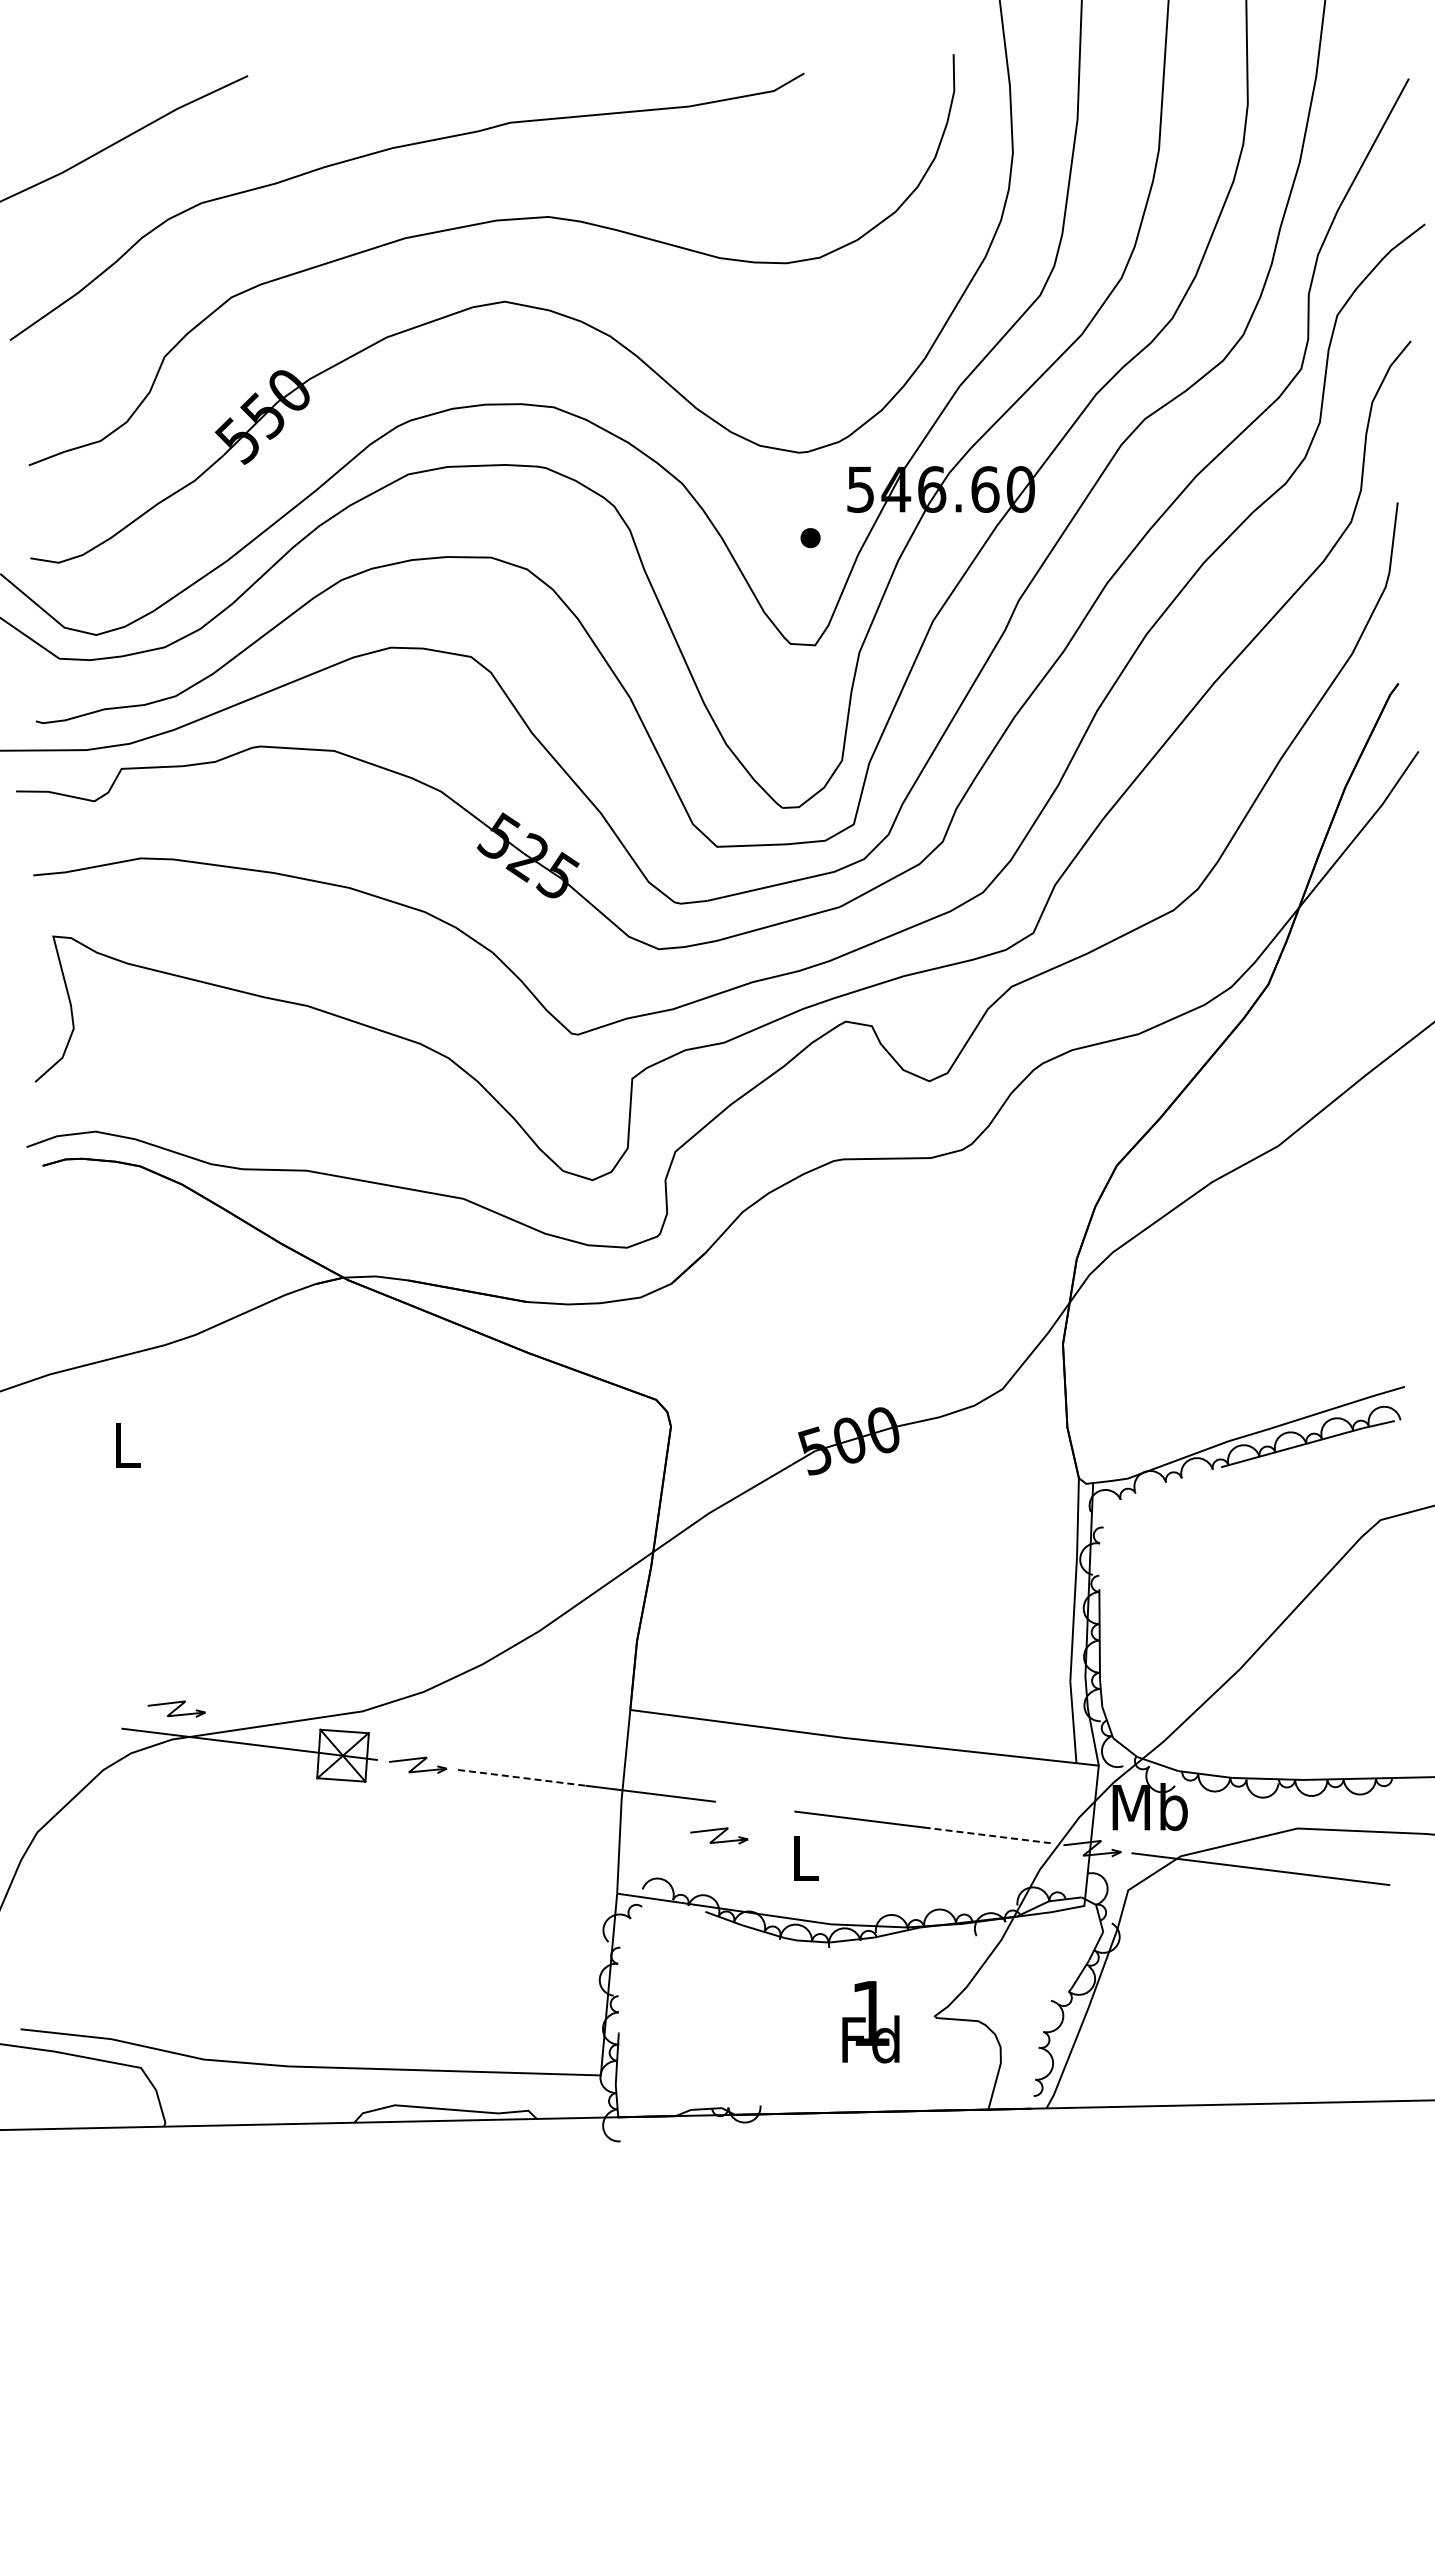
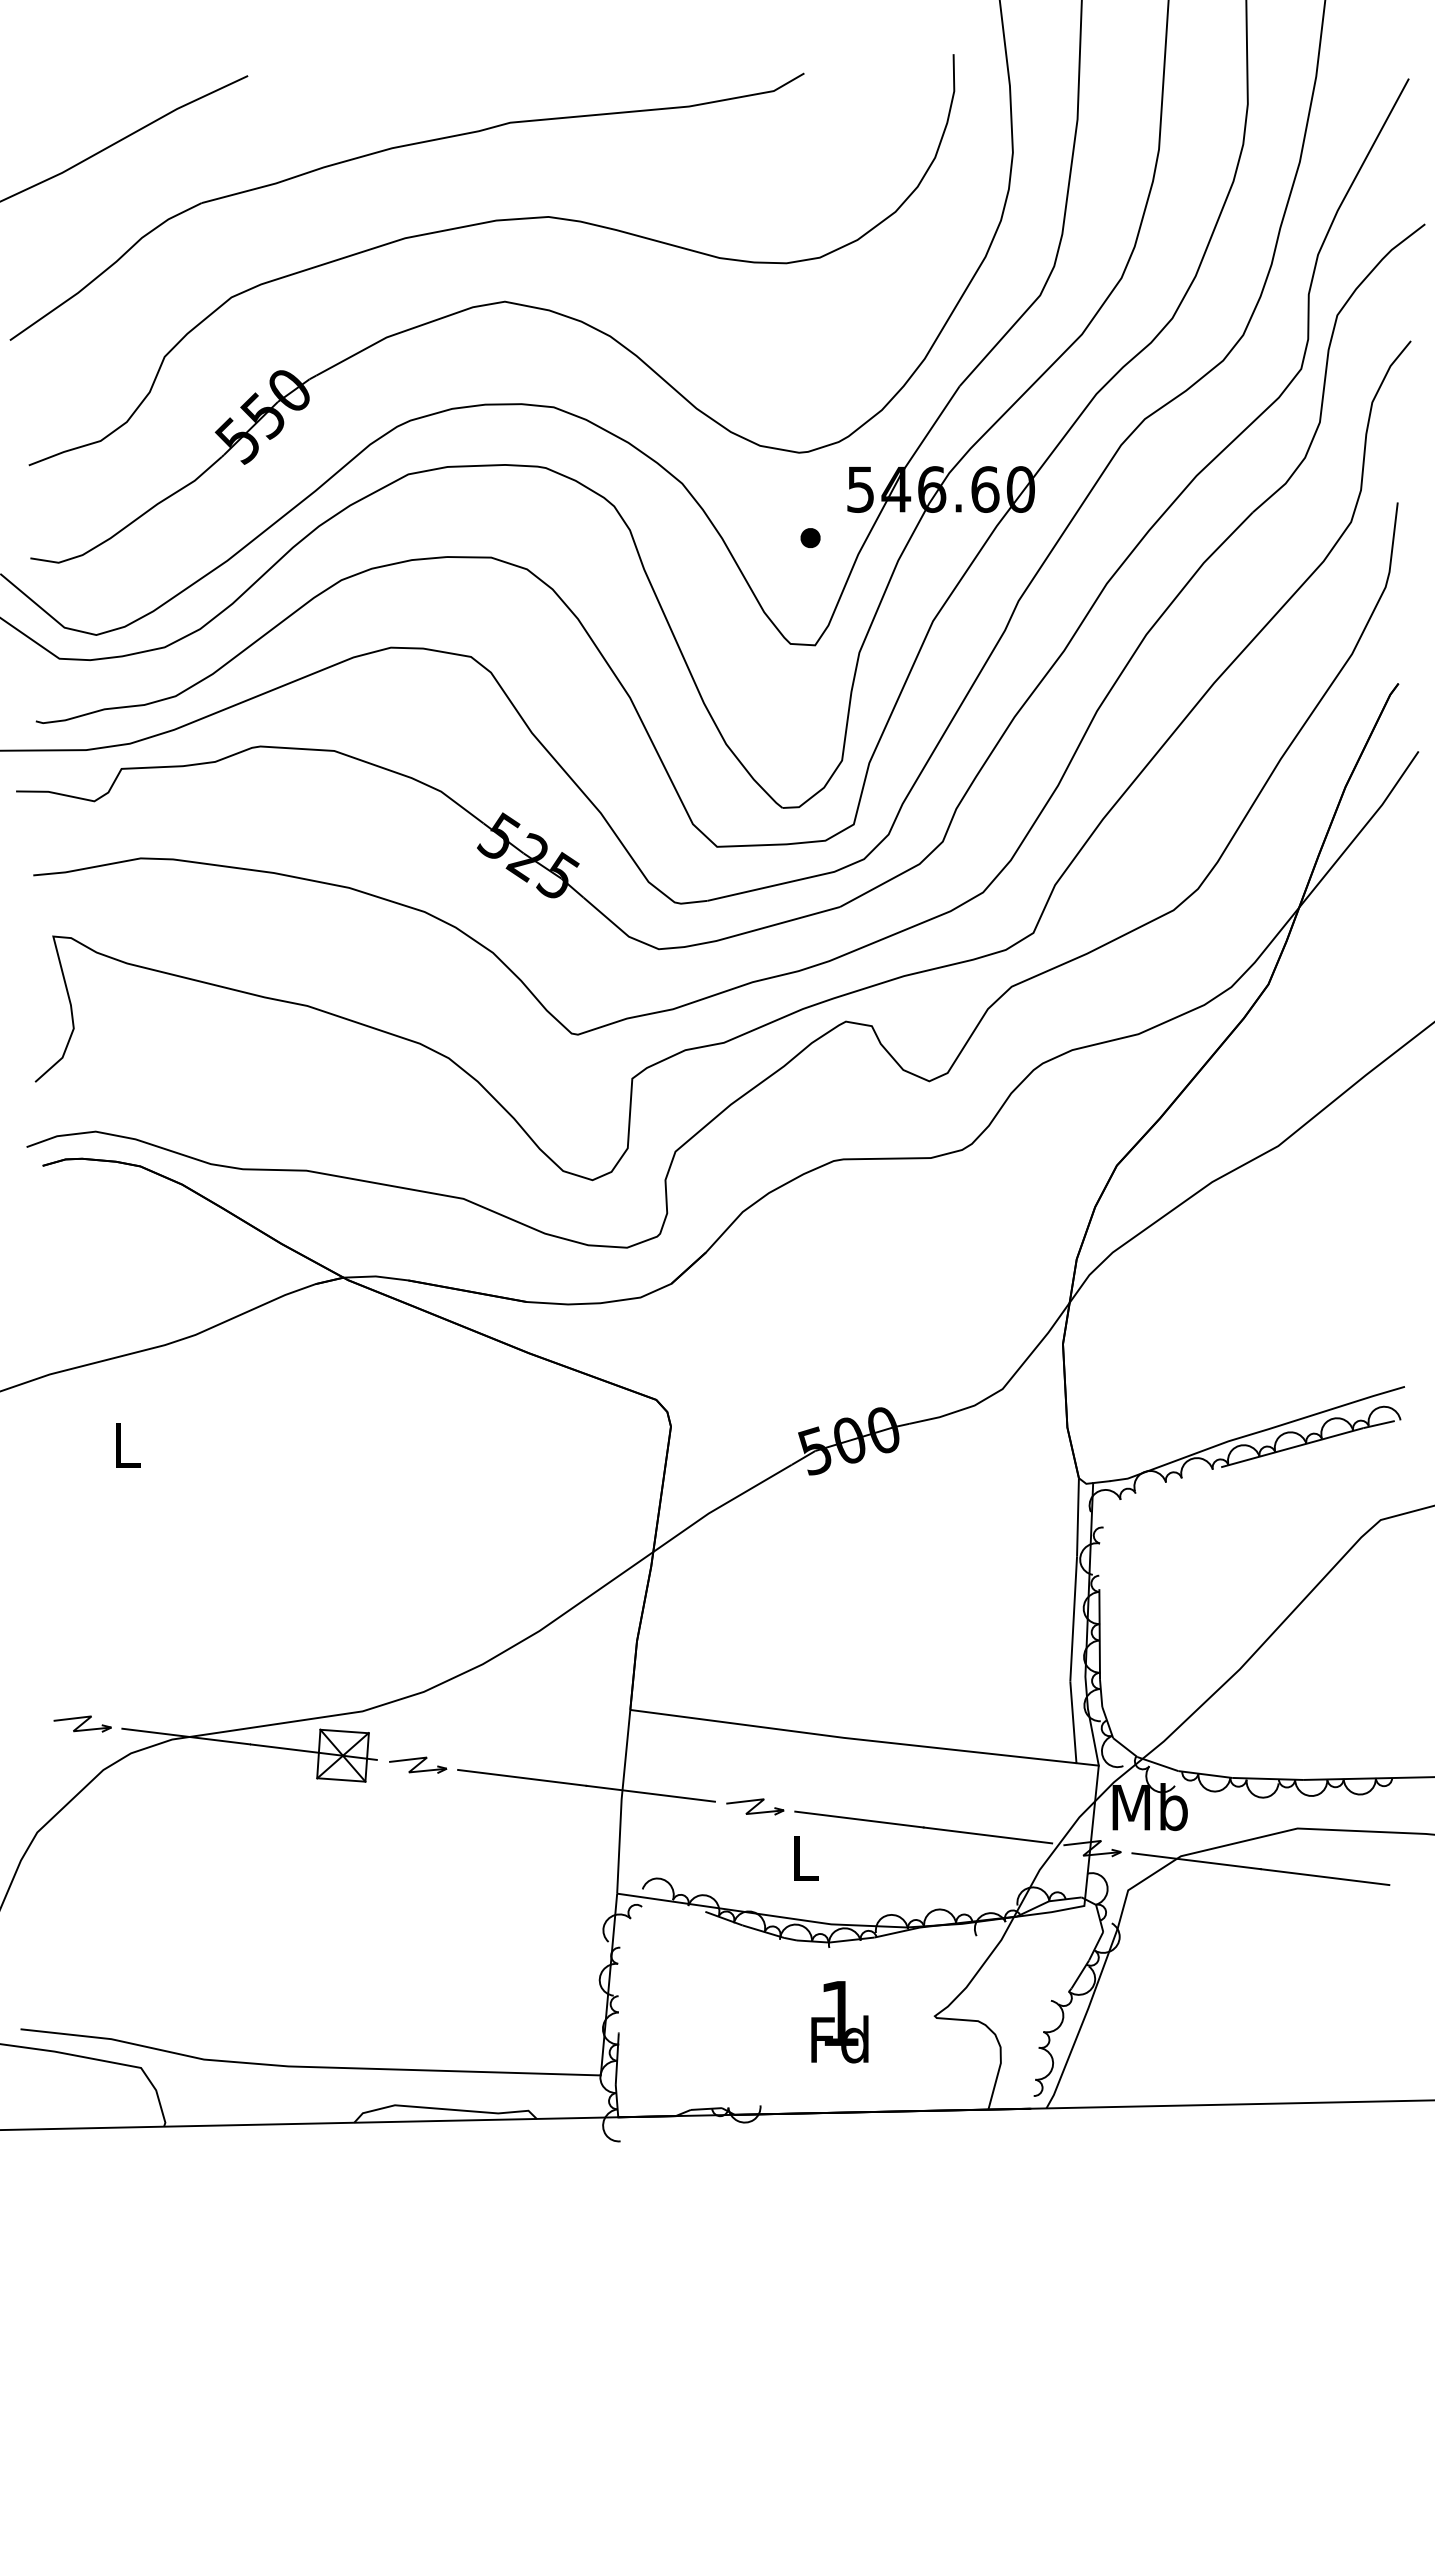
part position: (176, 1708) -> (82, 1723) (82, 1723)
line: dashed -> solid (522, 1777)
part position: (719, 1835) -> (755, 1806) (755, 1806)
line: dashed -> solid (987, 1835)
text position: (870, 2022) -> (839, 2022) (839, 2022)
